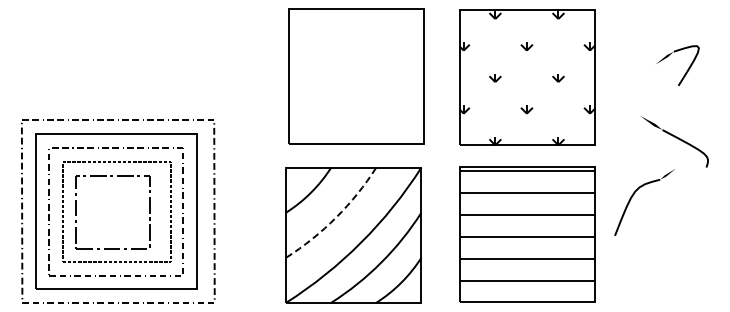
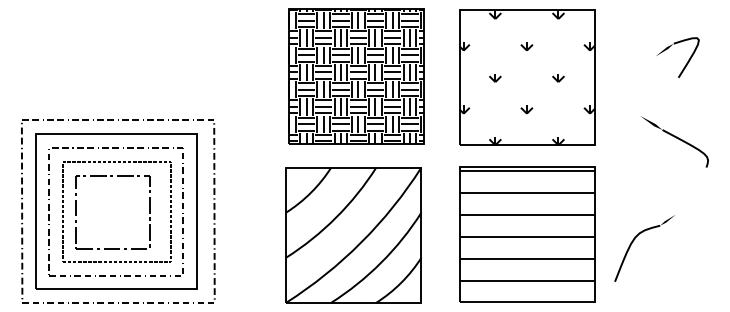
part position: (685, 72) -> (685, 64) (685, 64)
hatch: none -> present (355, 76)
part position: (633, 196) -> (633, 242) (633, 242)
line: dashed -> solid (336, 217)
